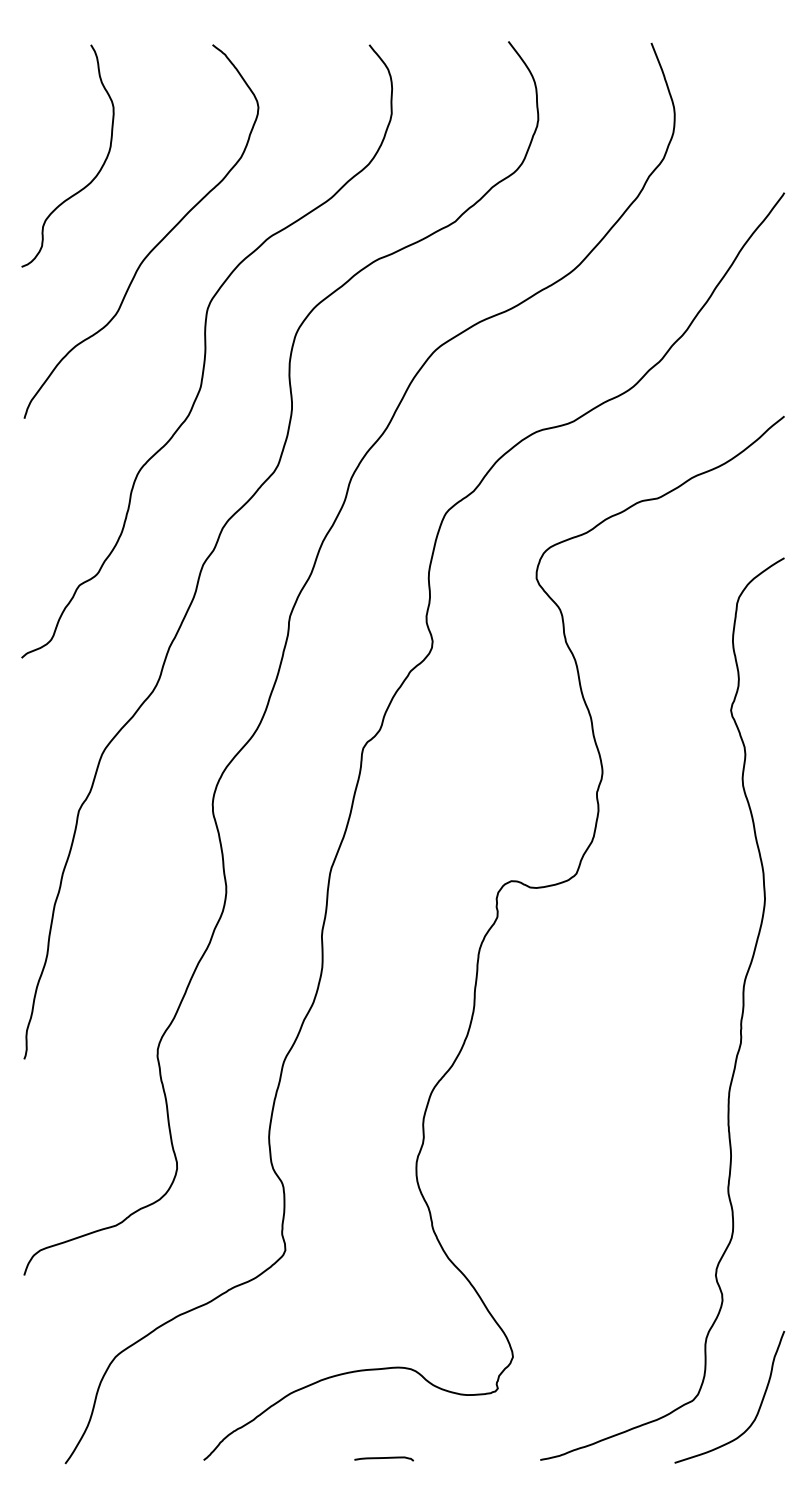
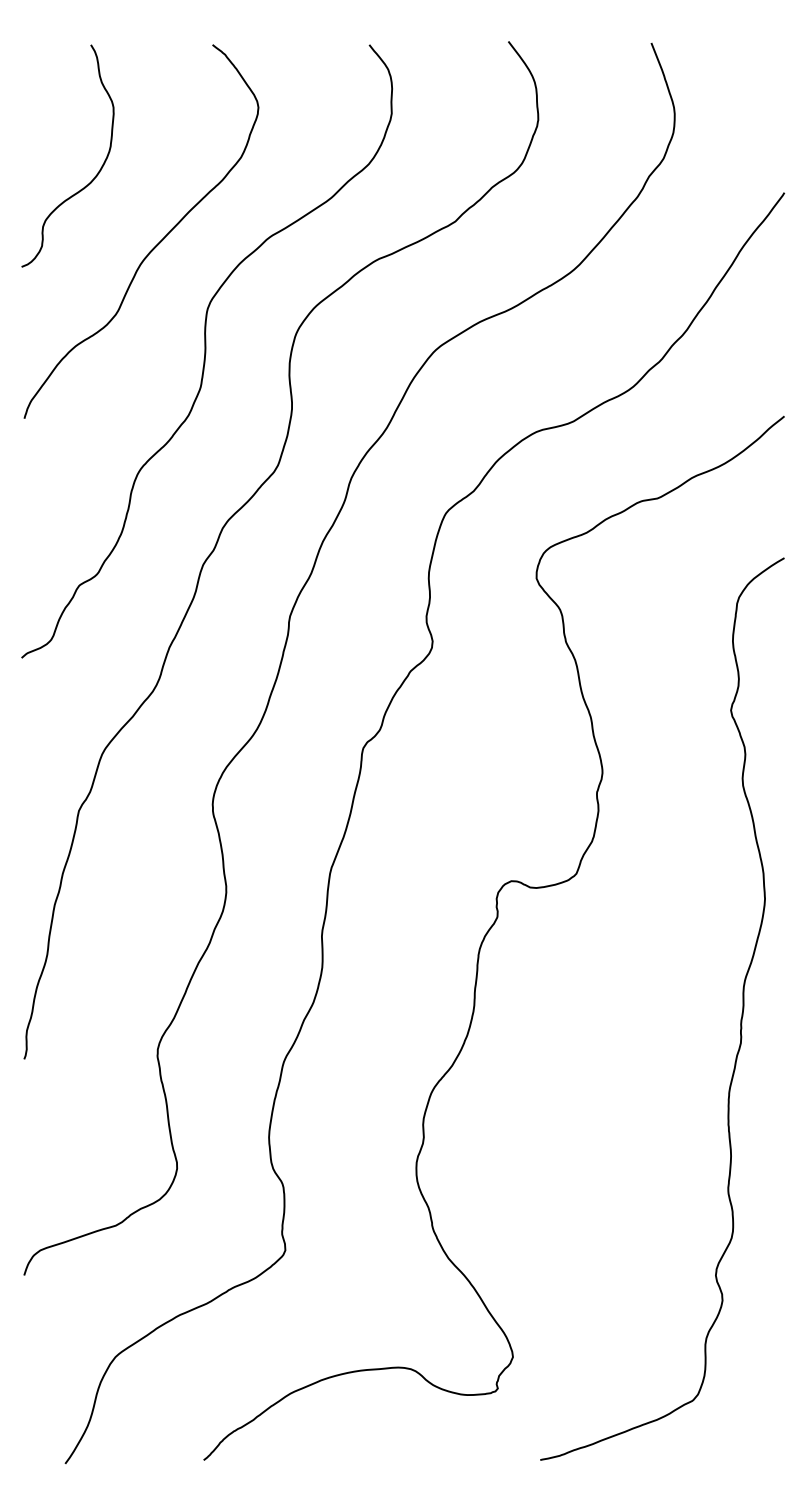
curve: present -> none (759, 1405)
curve: present -> none (384, 1458)
